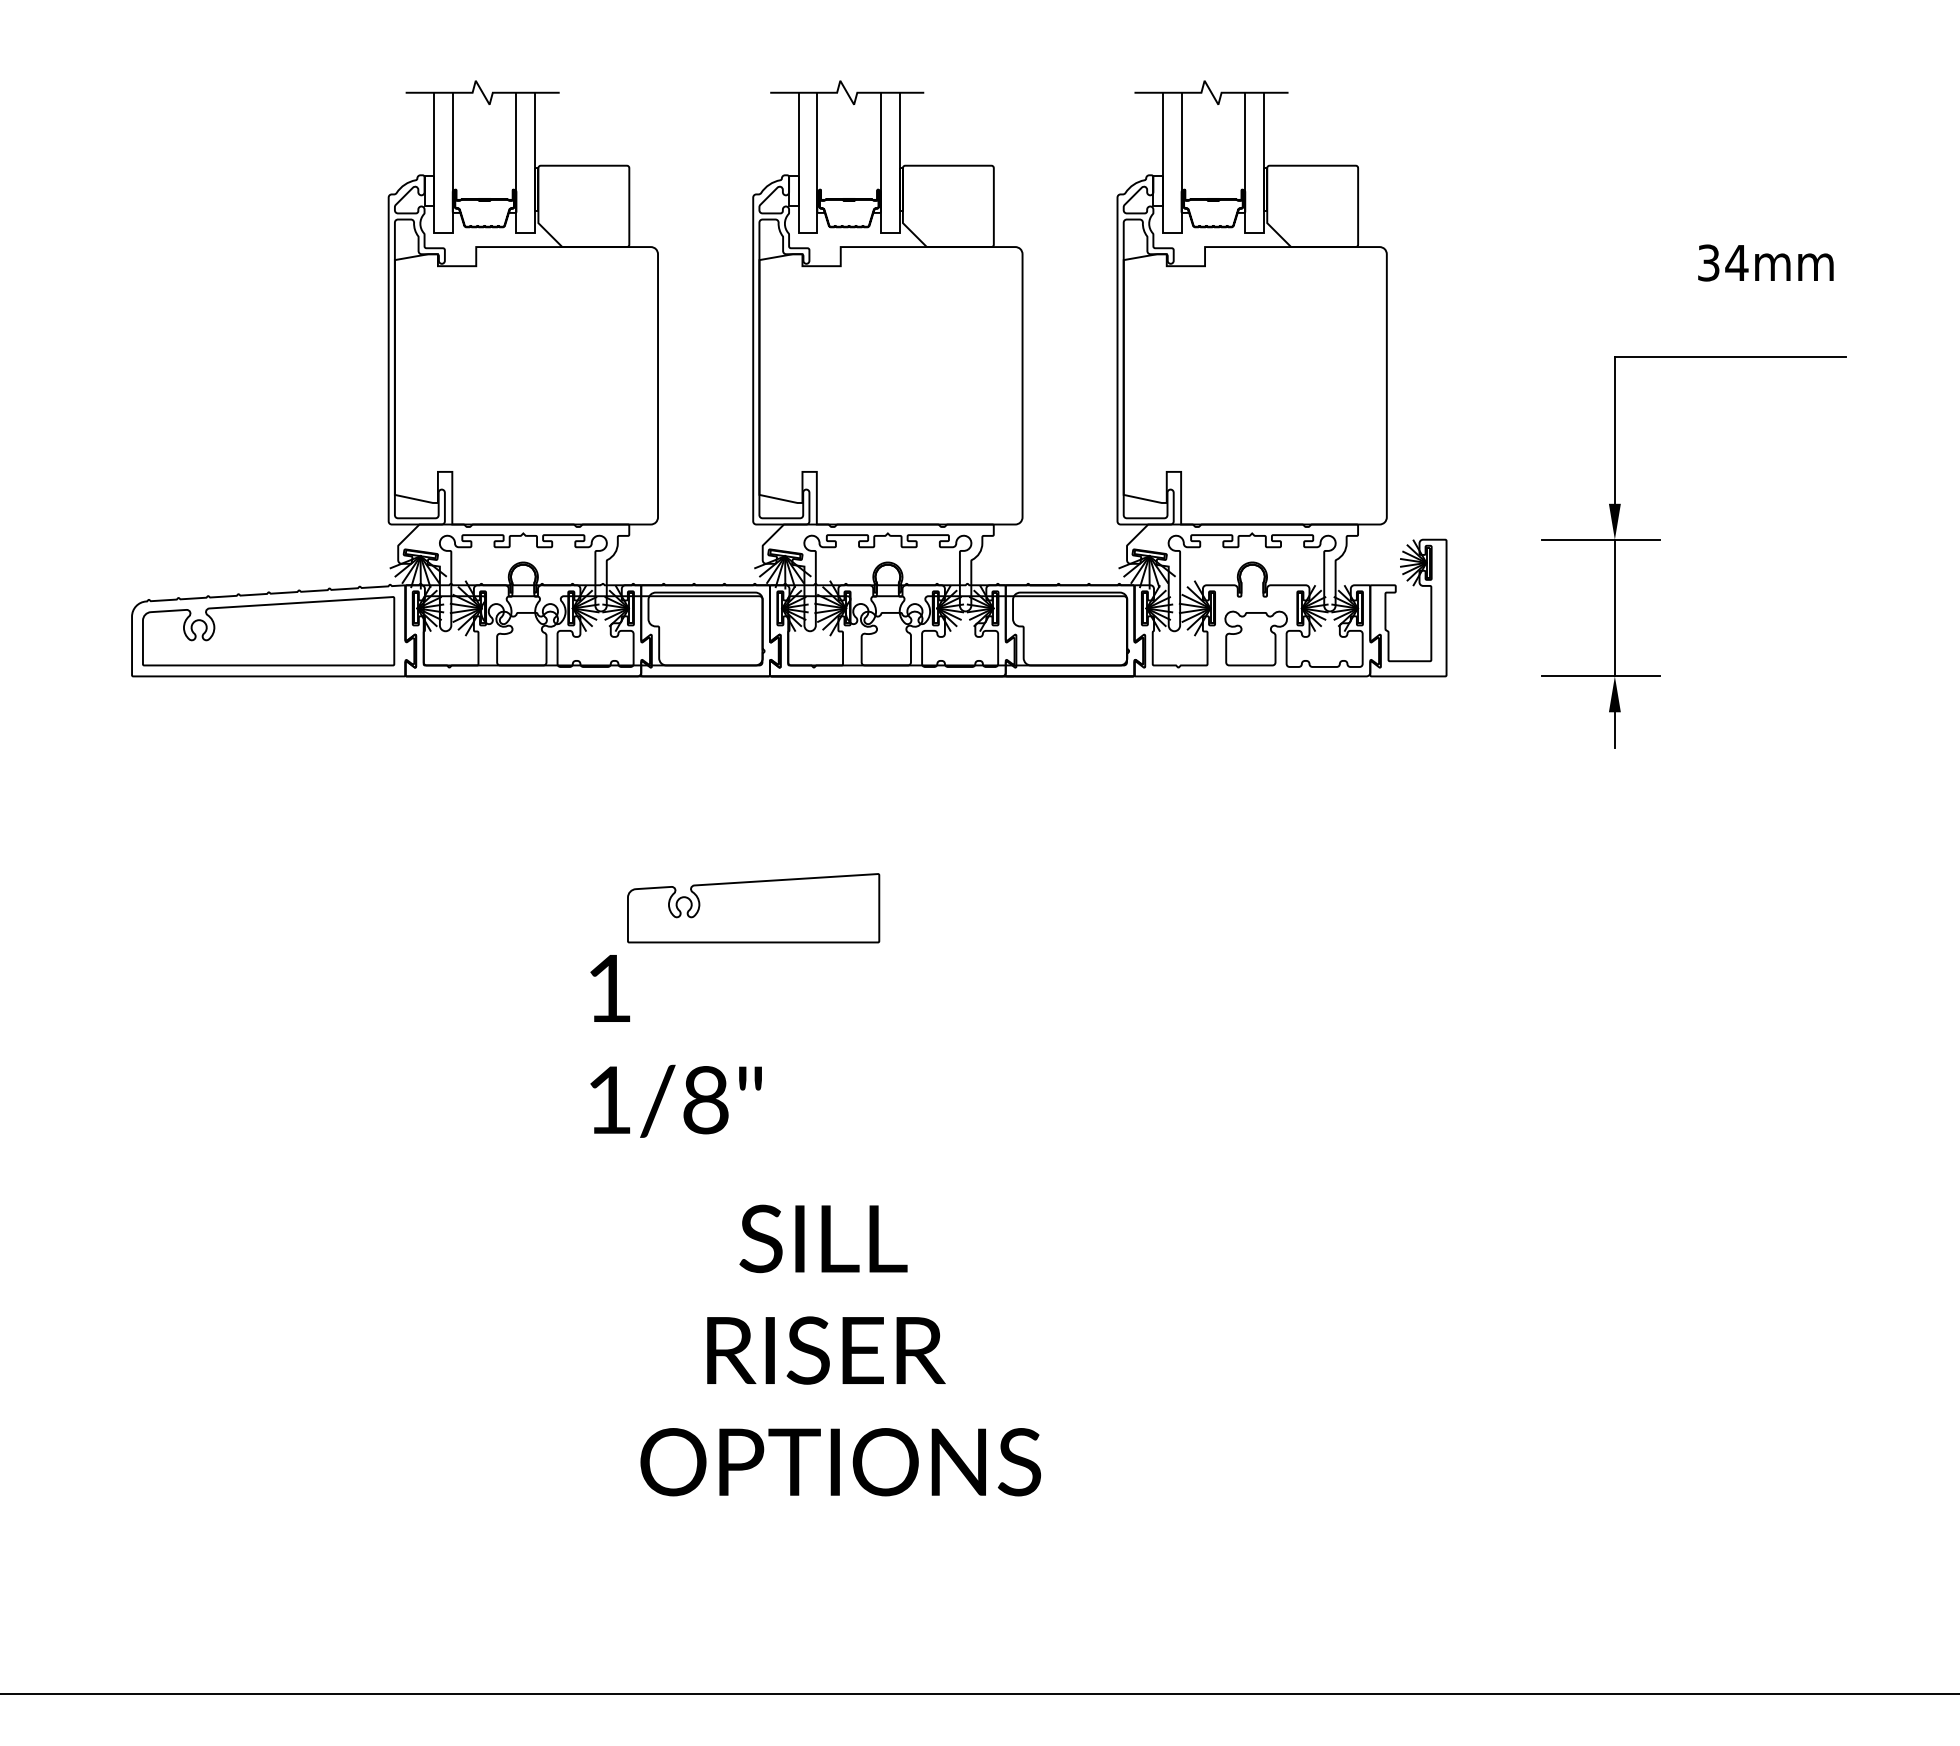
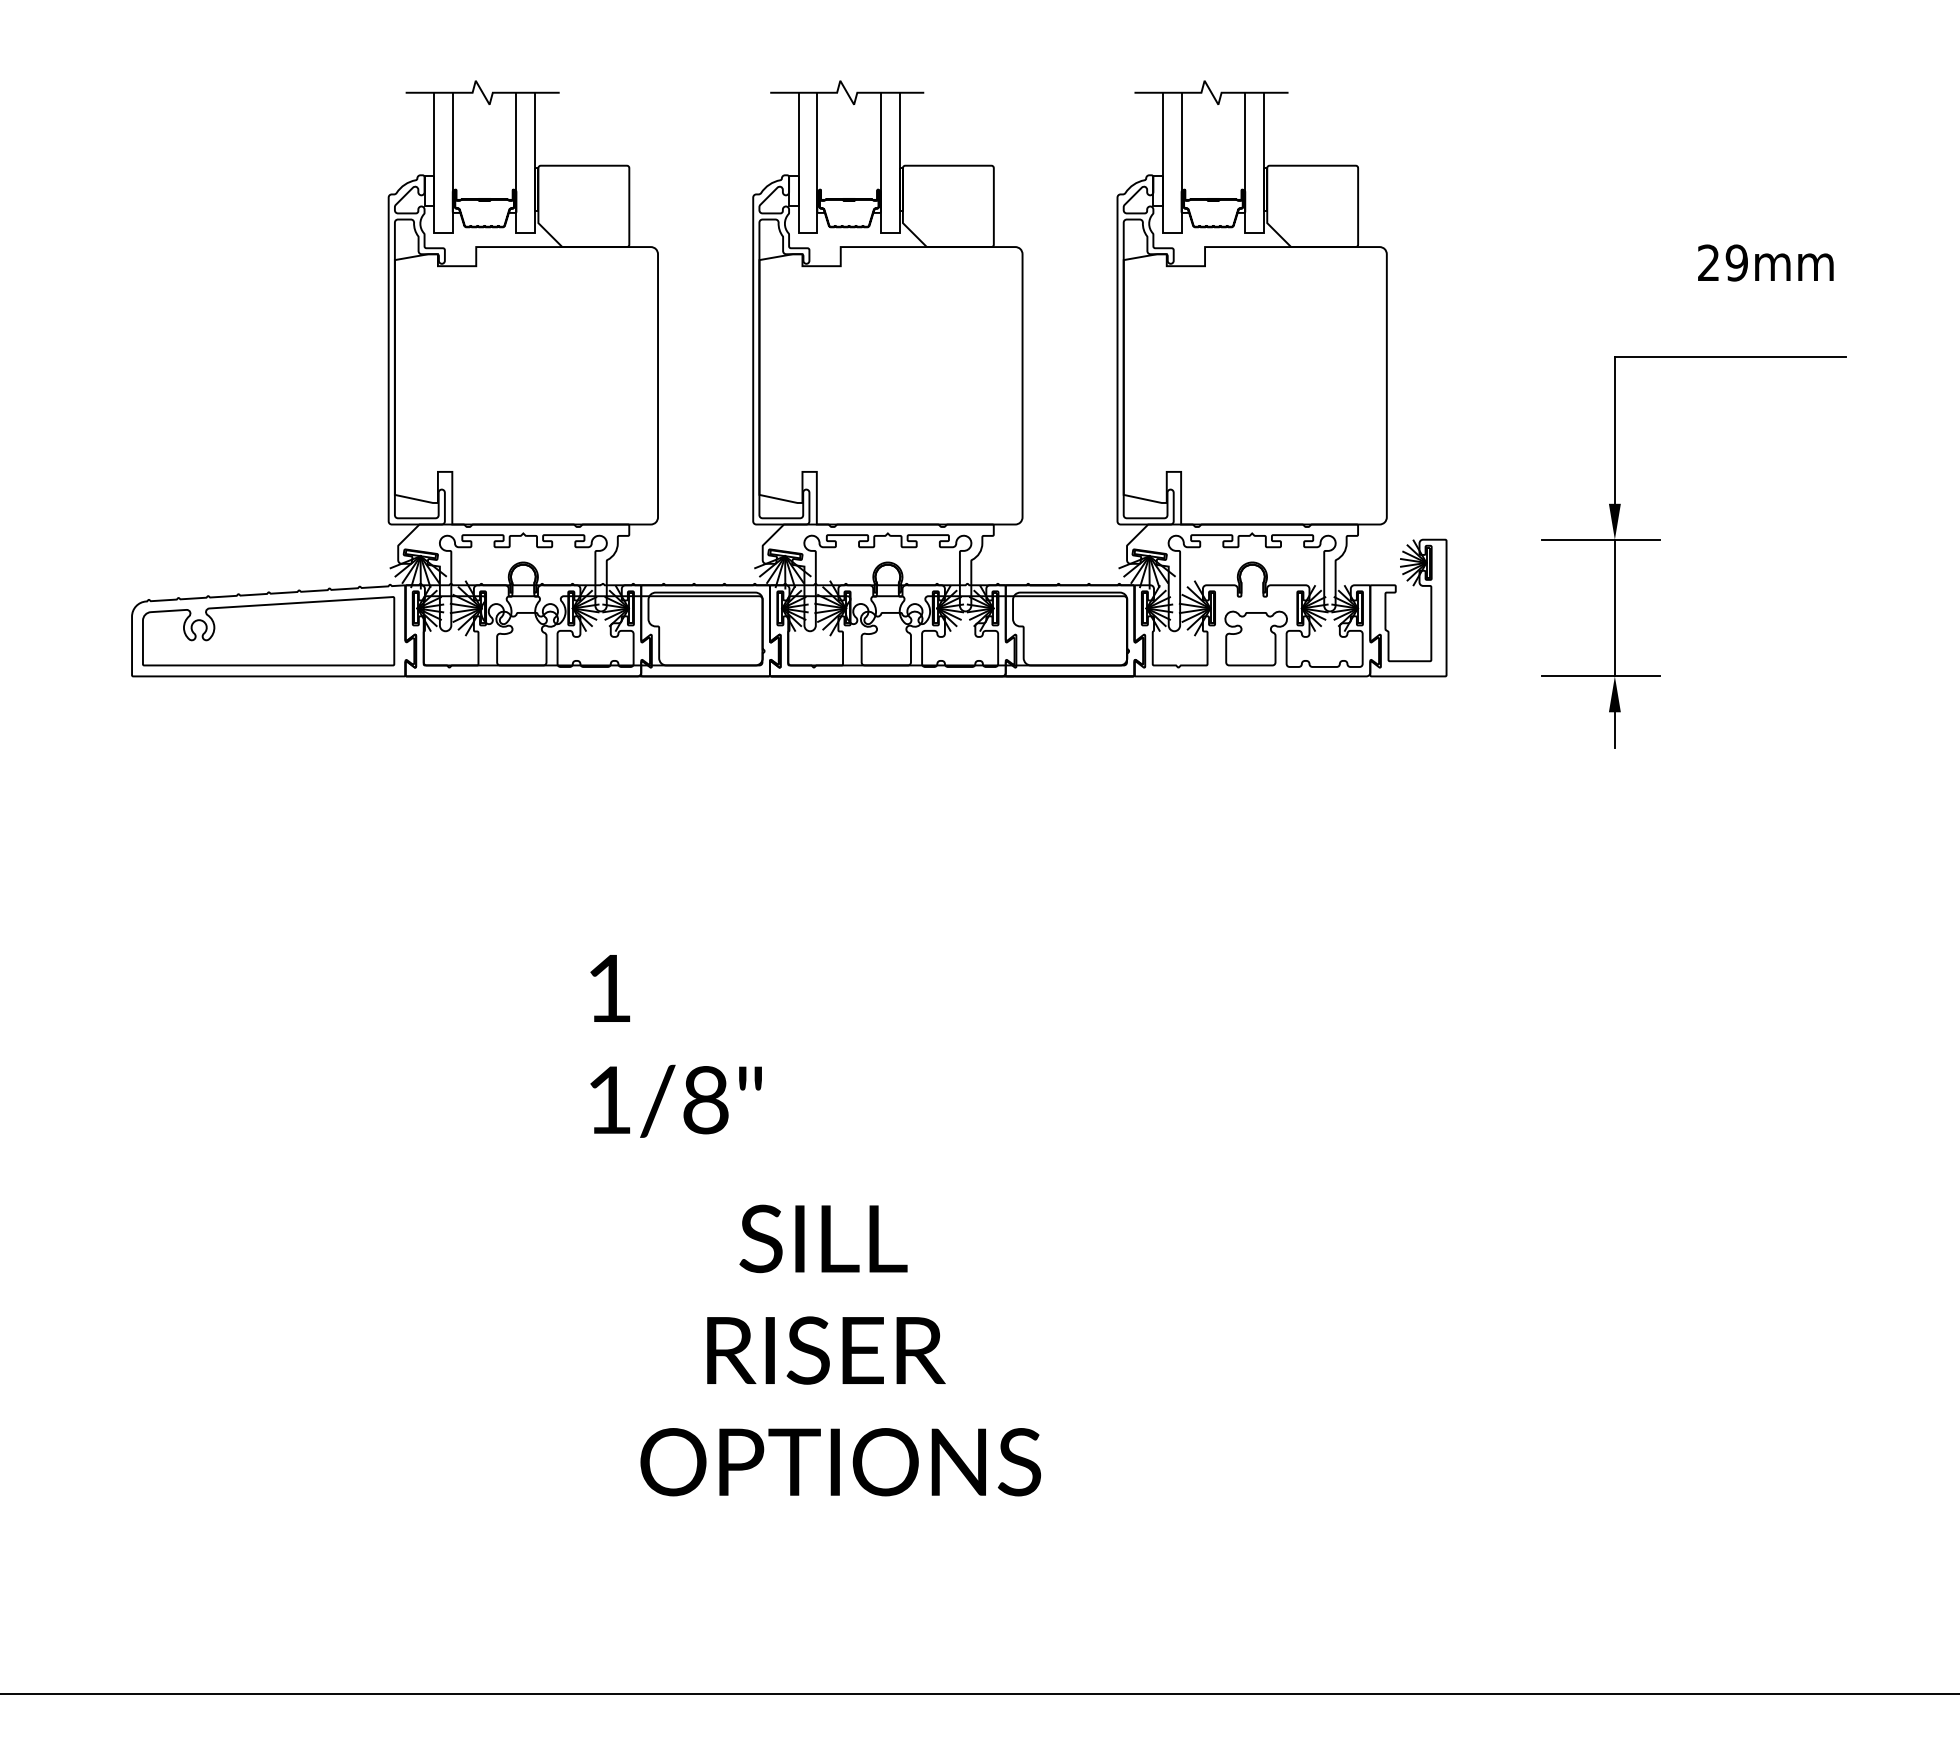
text: 34mm -> 29mm (1723, 262)
part: present -> none (753, 908)
